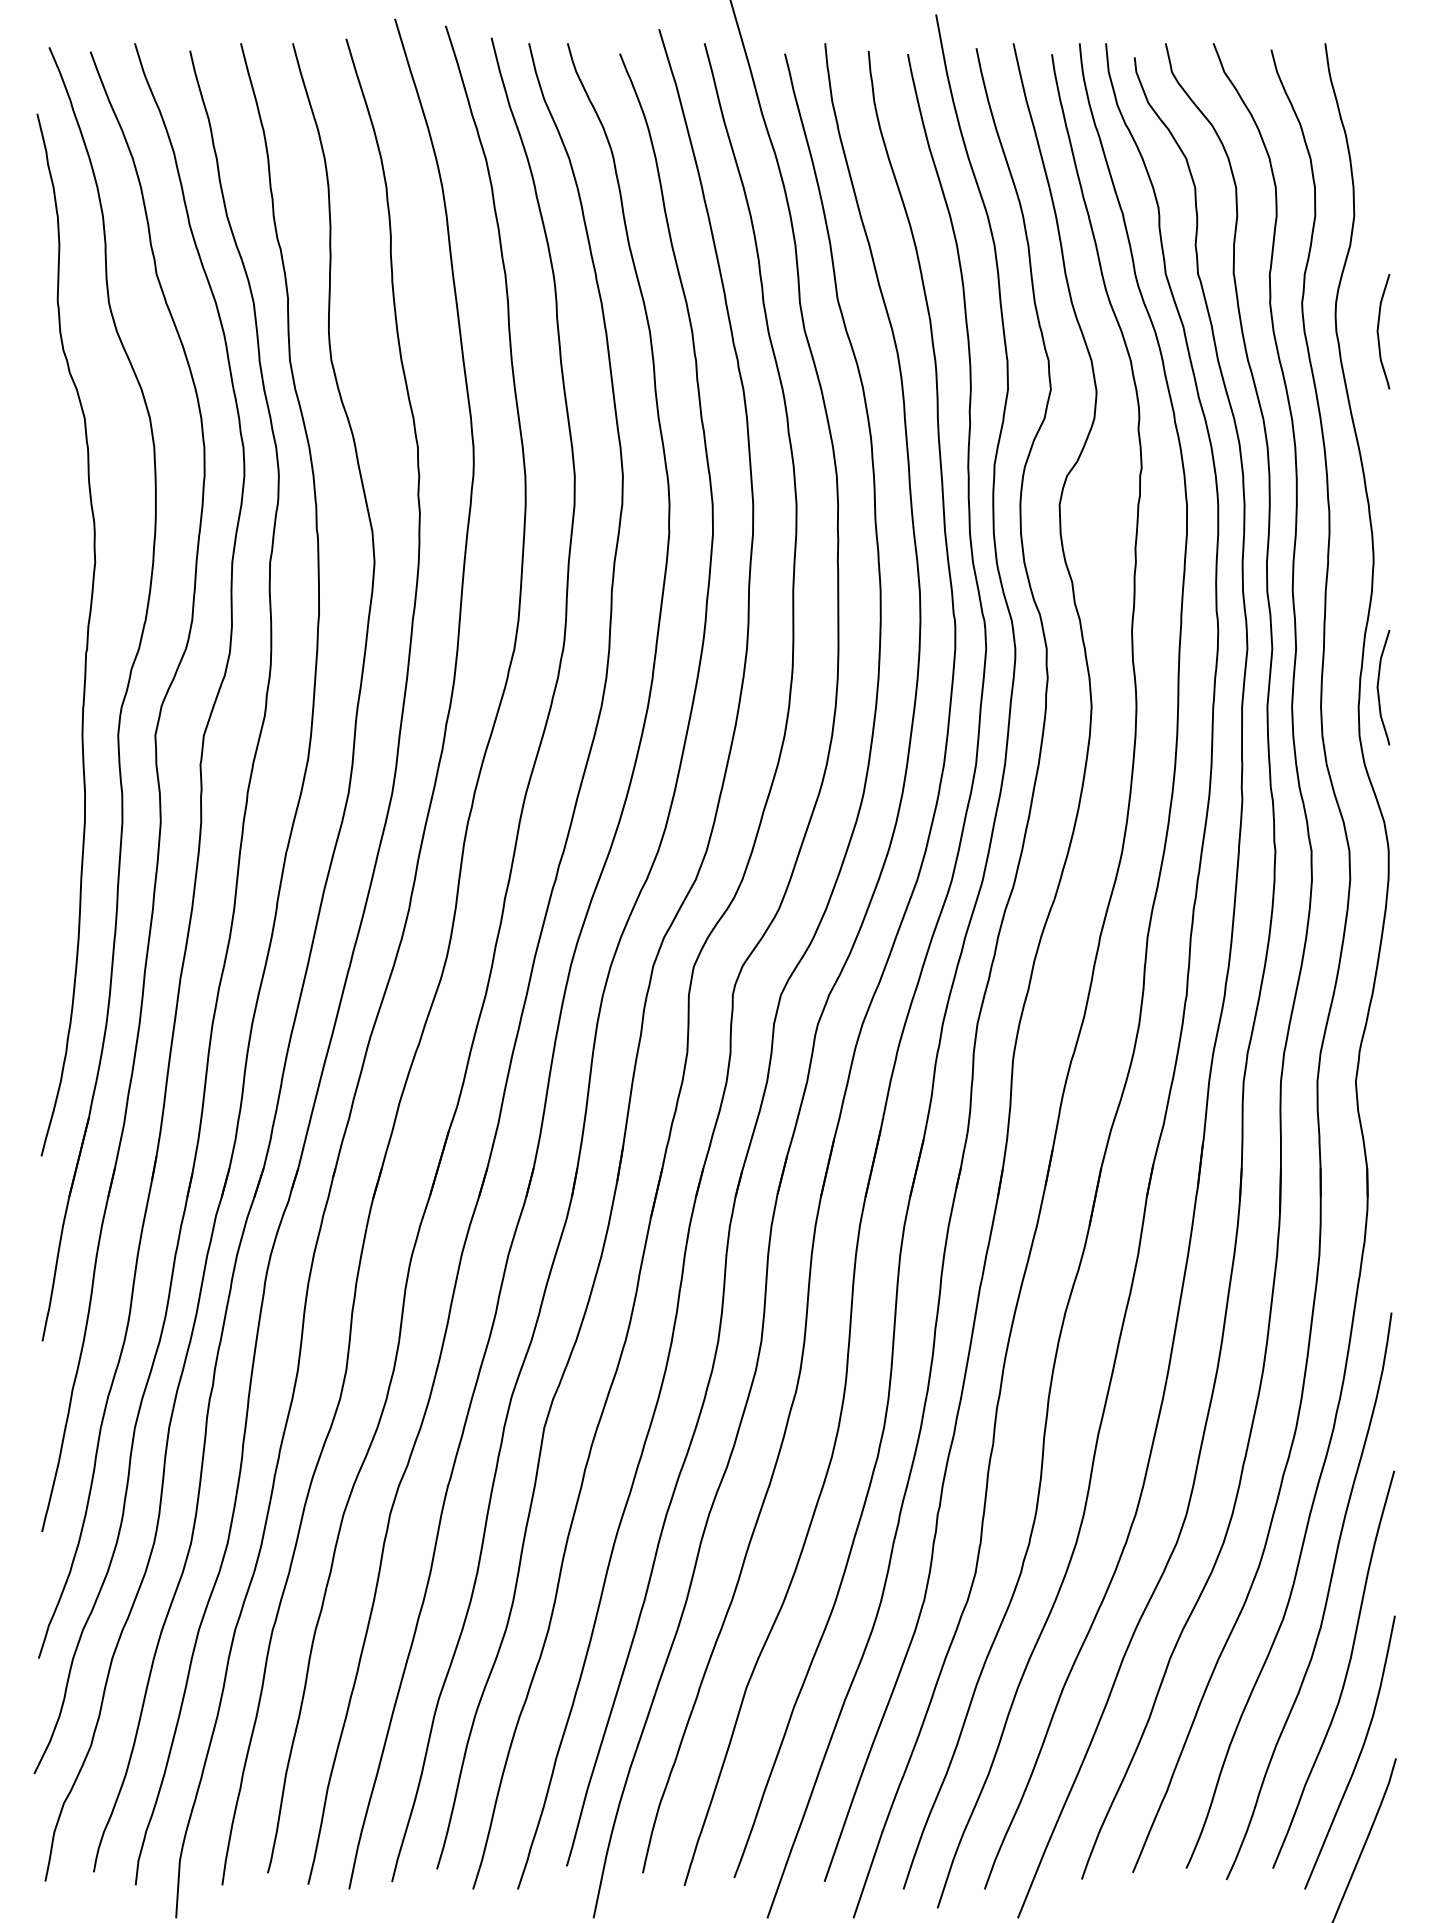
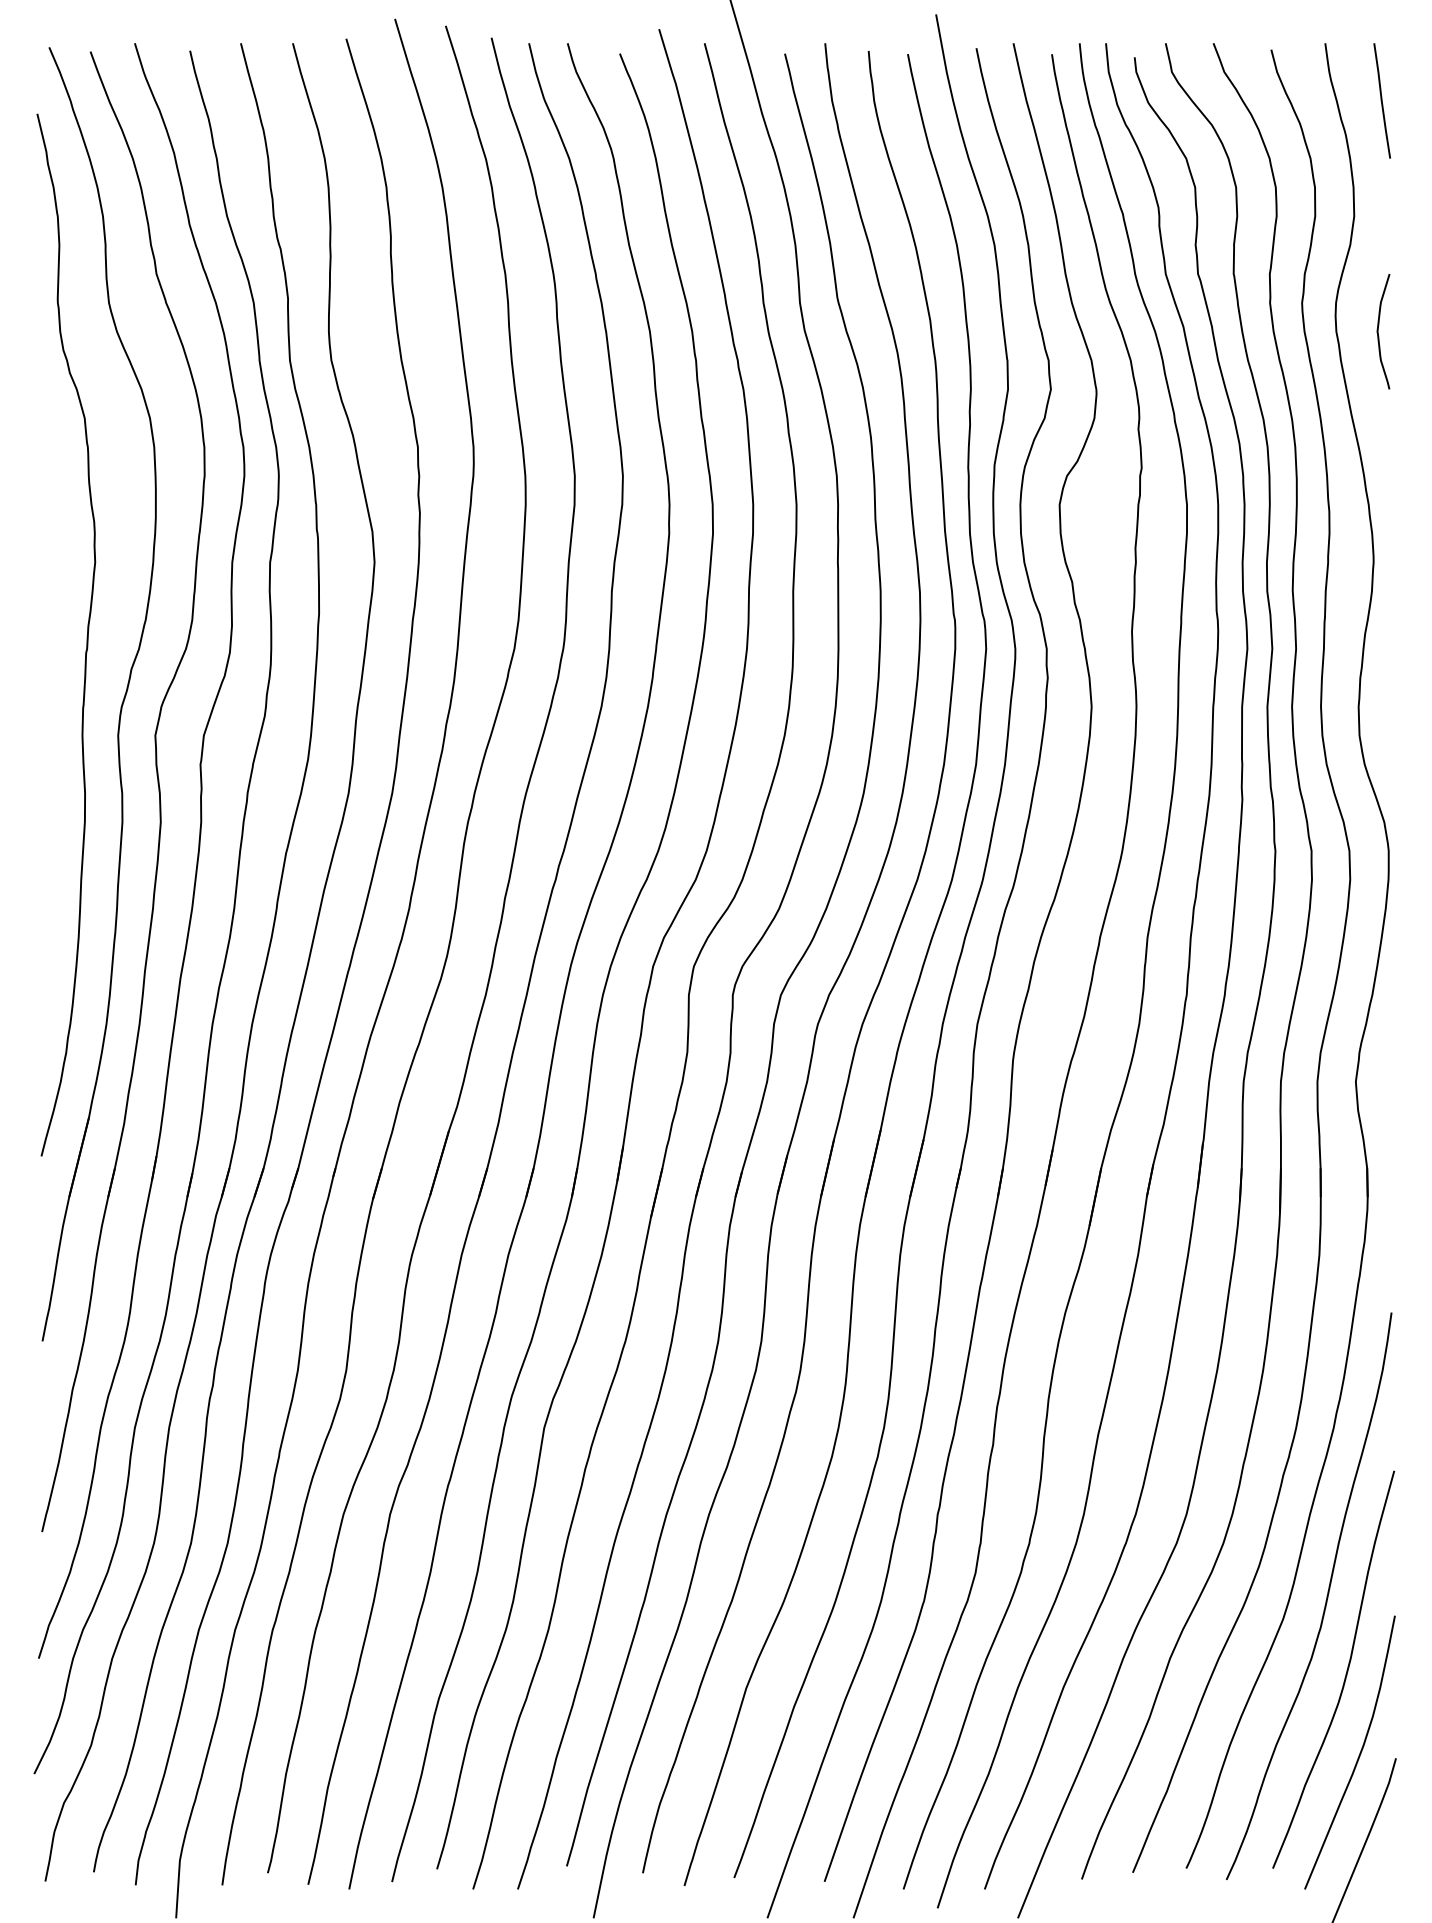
line: none -> present (1381, 100)
curve: present -> none (1378, 687)
